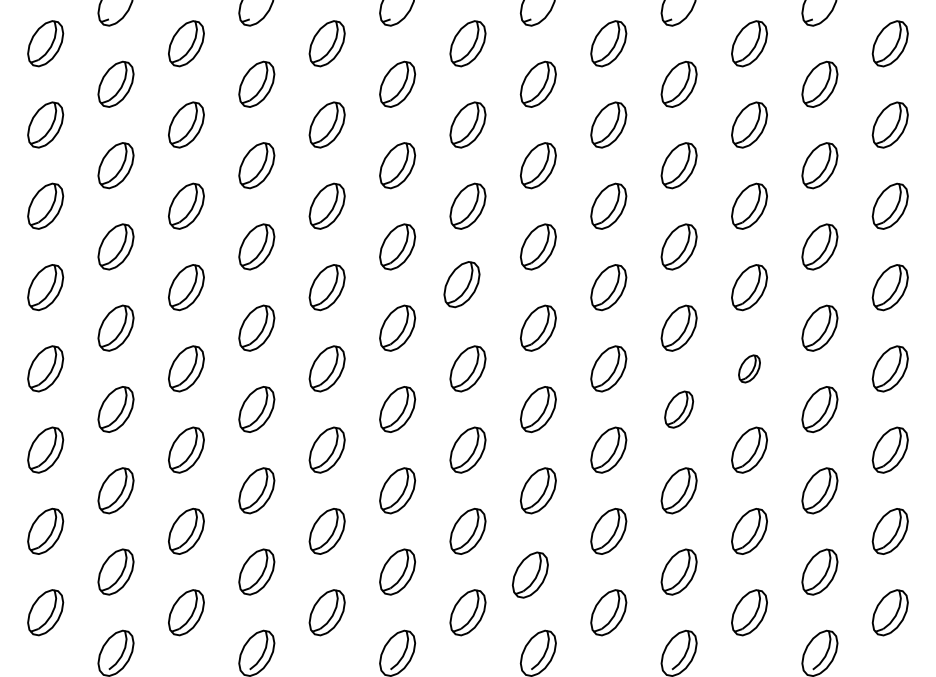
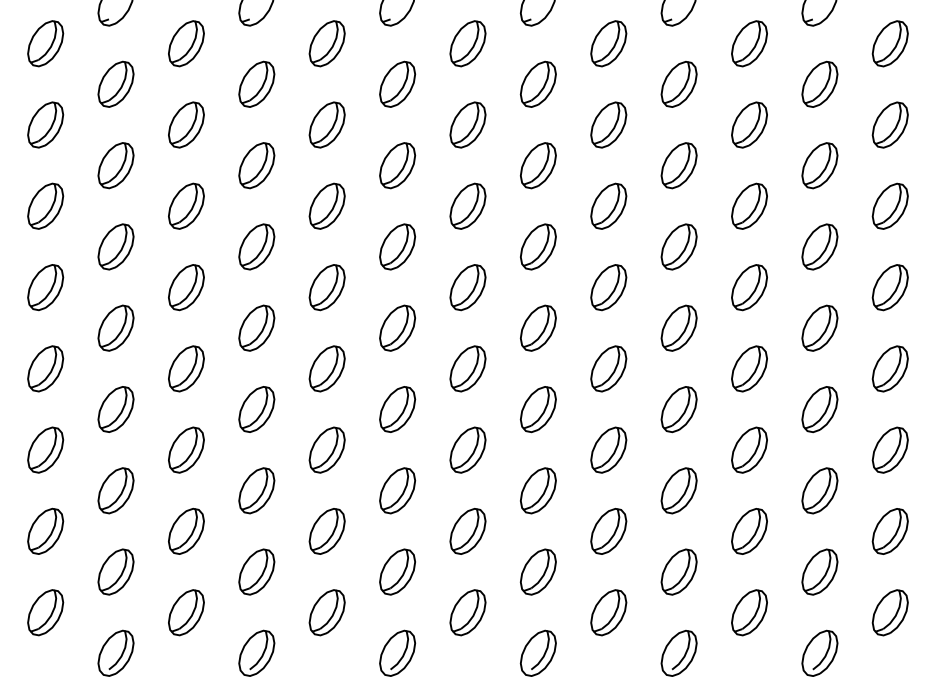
part position: (461, 284) -> (467, 287) (467, 287)
part size: 23x30 px -> 37x48 px (749, 368)
part size: 31x39 px -> 38x48 px (678, 409)
part position: (529, 574) -> (537, 571) (537, 571)
